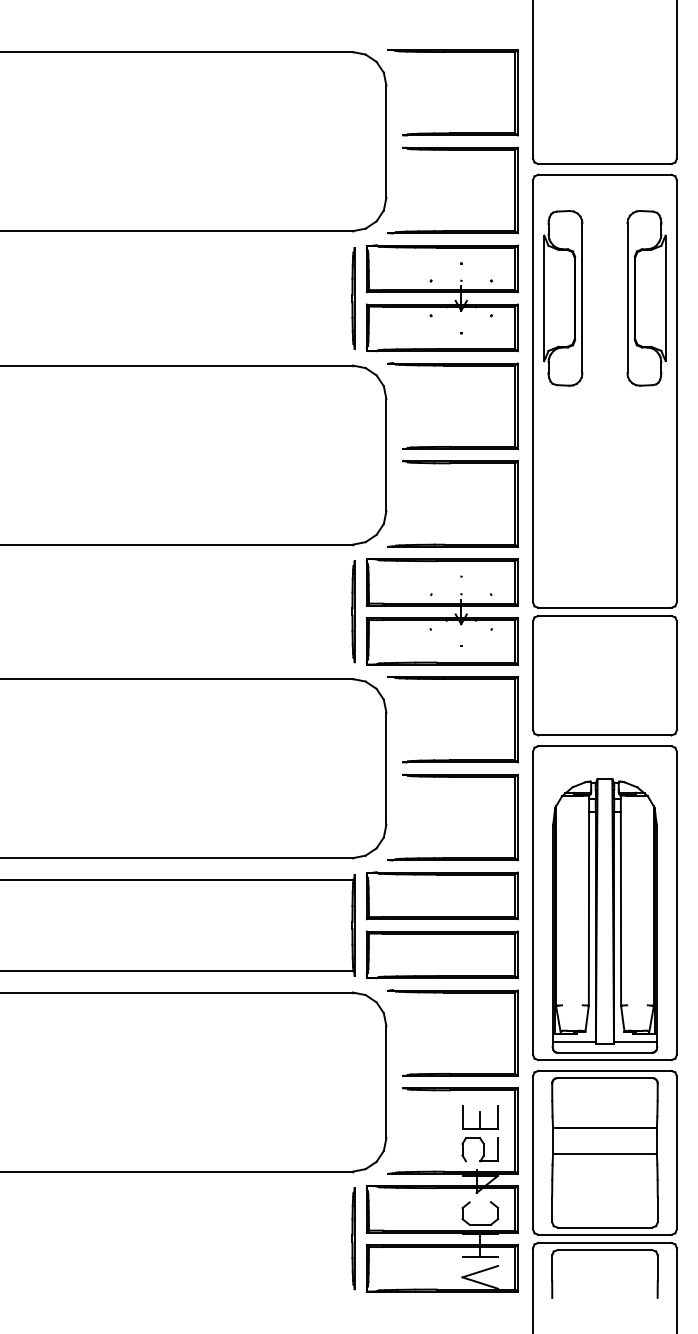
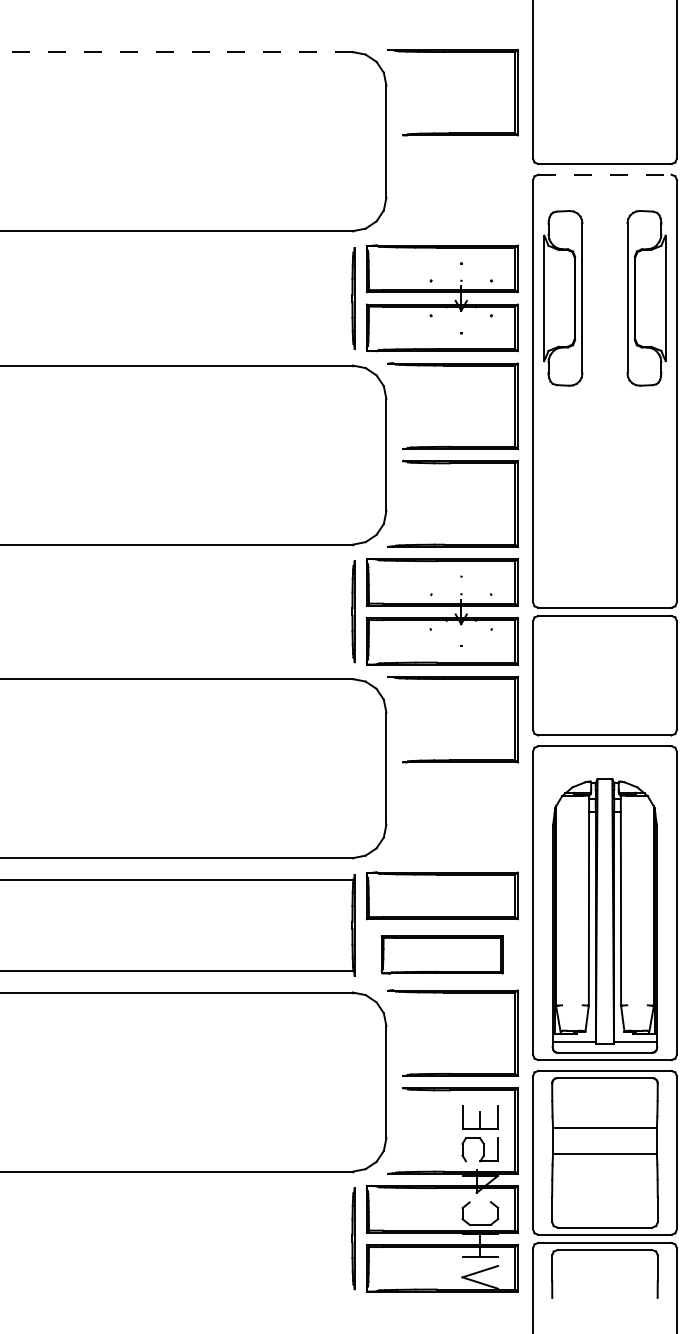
line: solid -> dashed (175, 52)
part: present -> none (452, 150)
line: solid -> dashed (604, 174)
part: present -> none (452, 777)
part size: 154x50 px -> 124x40 px (441, 954)
